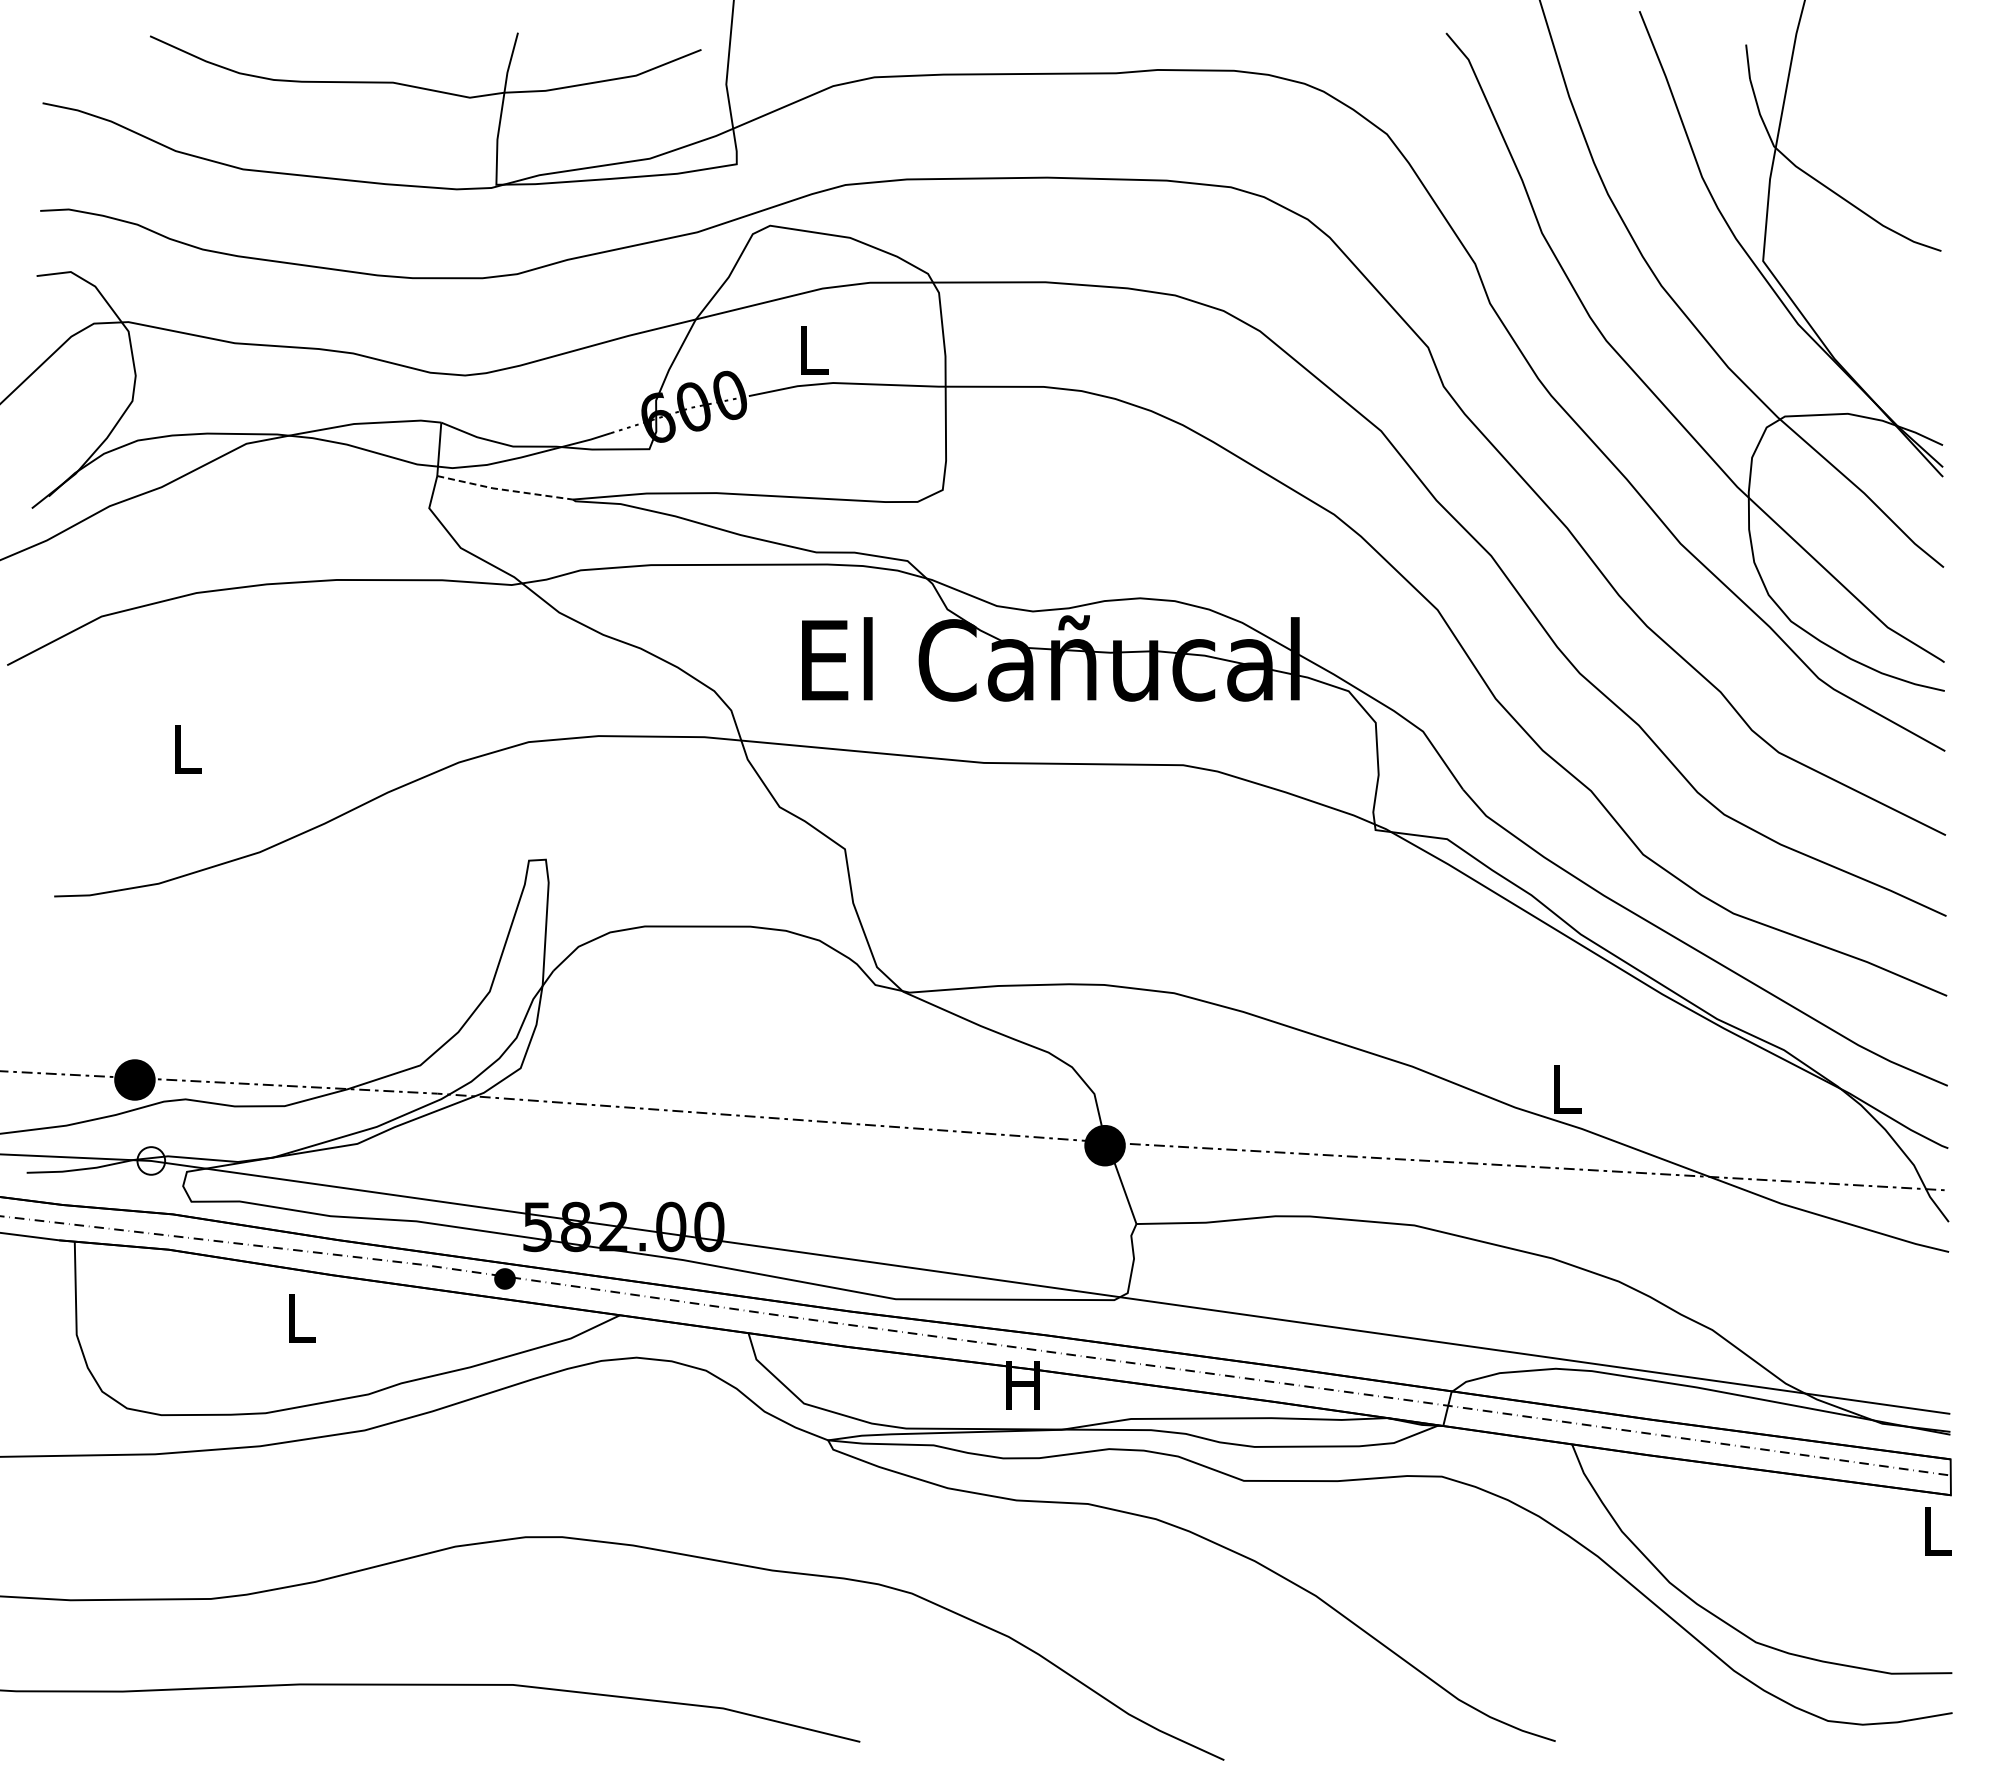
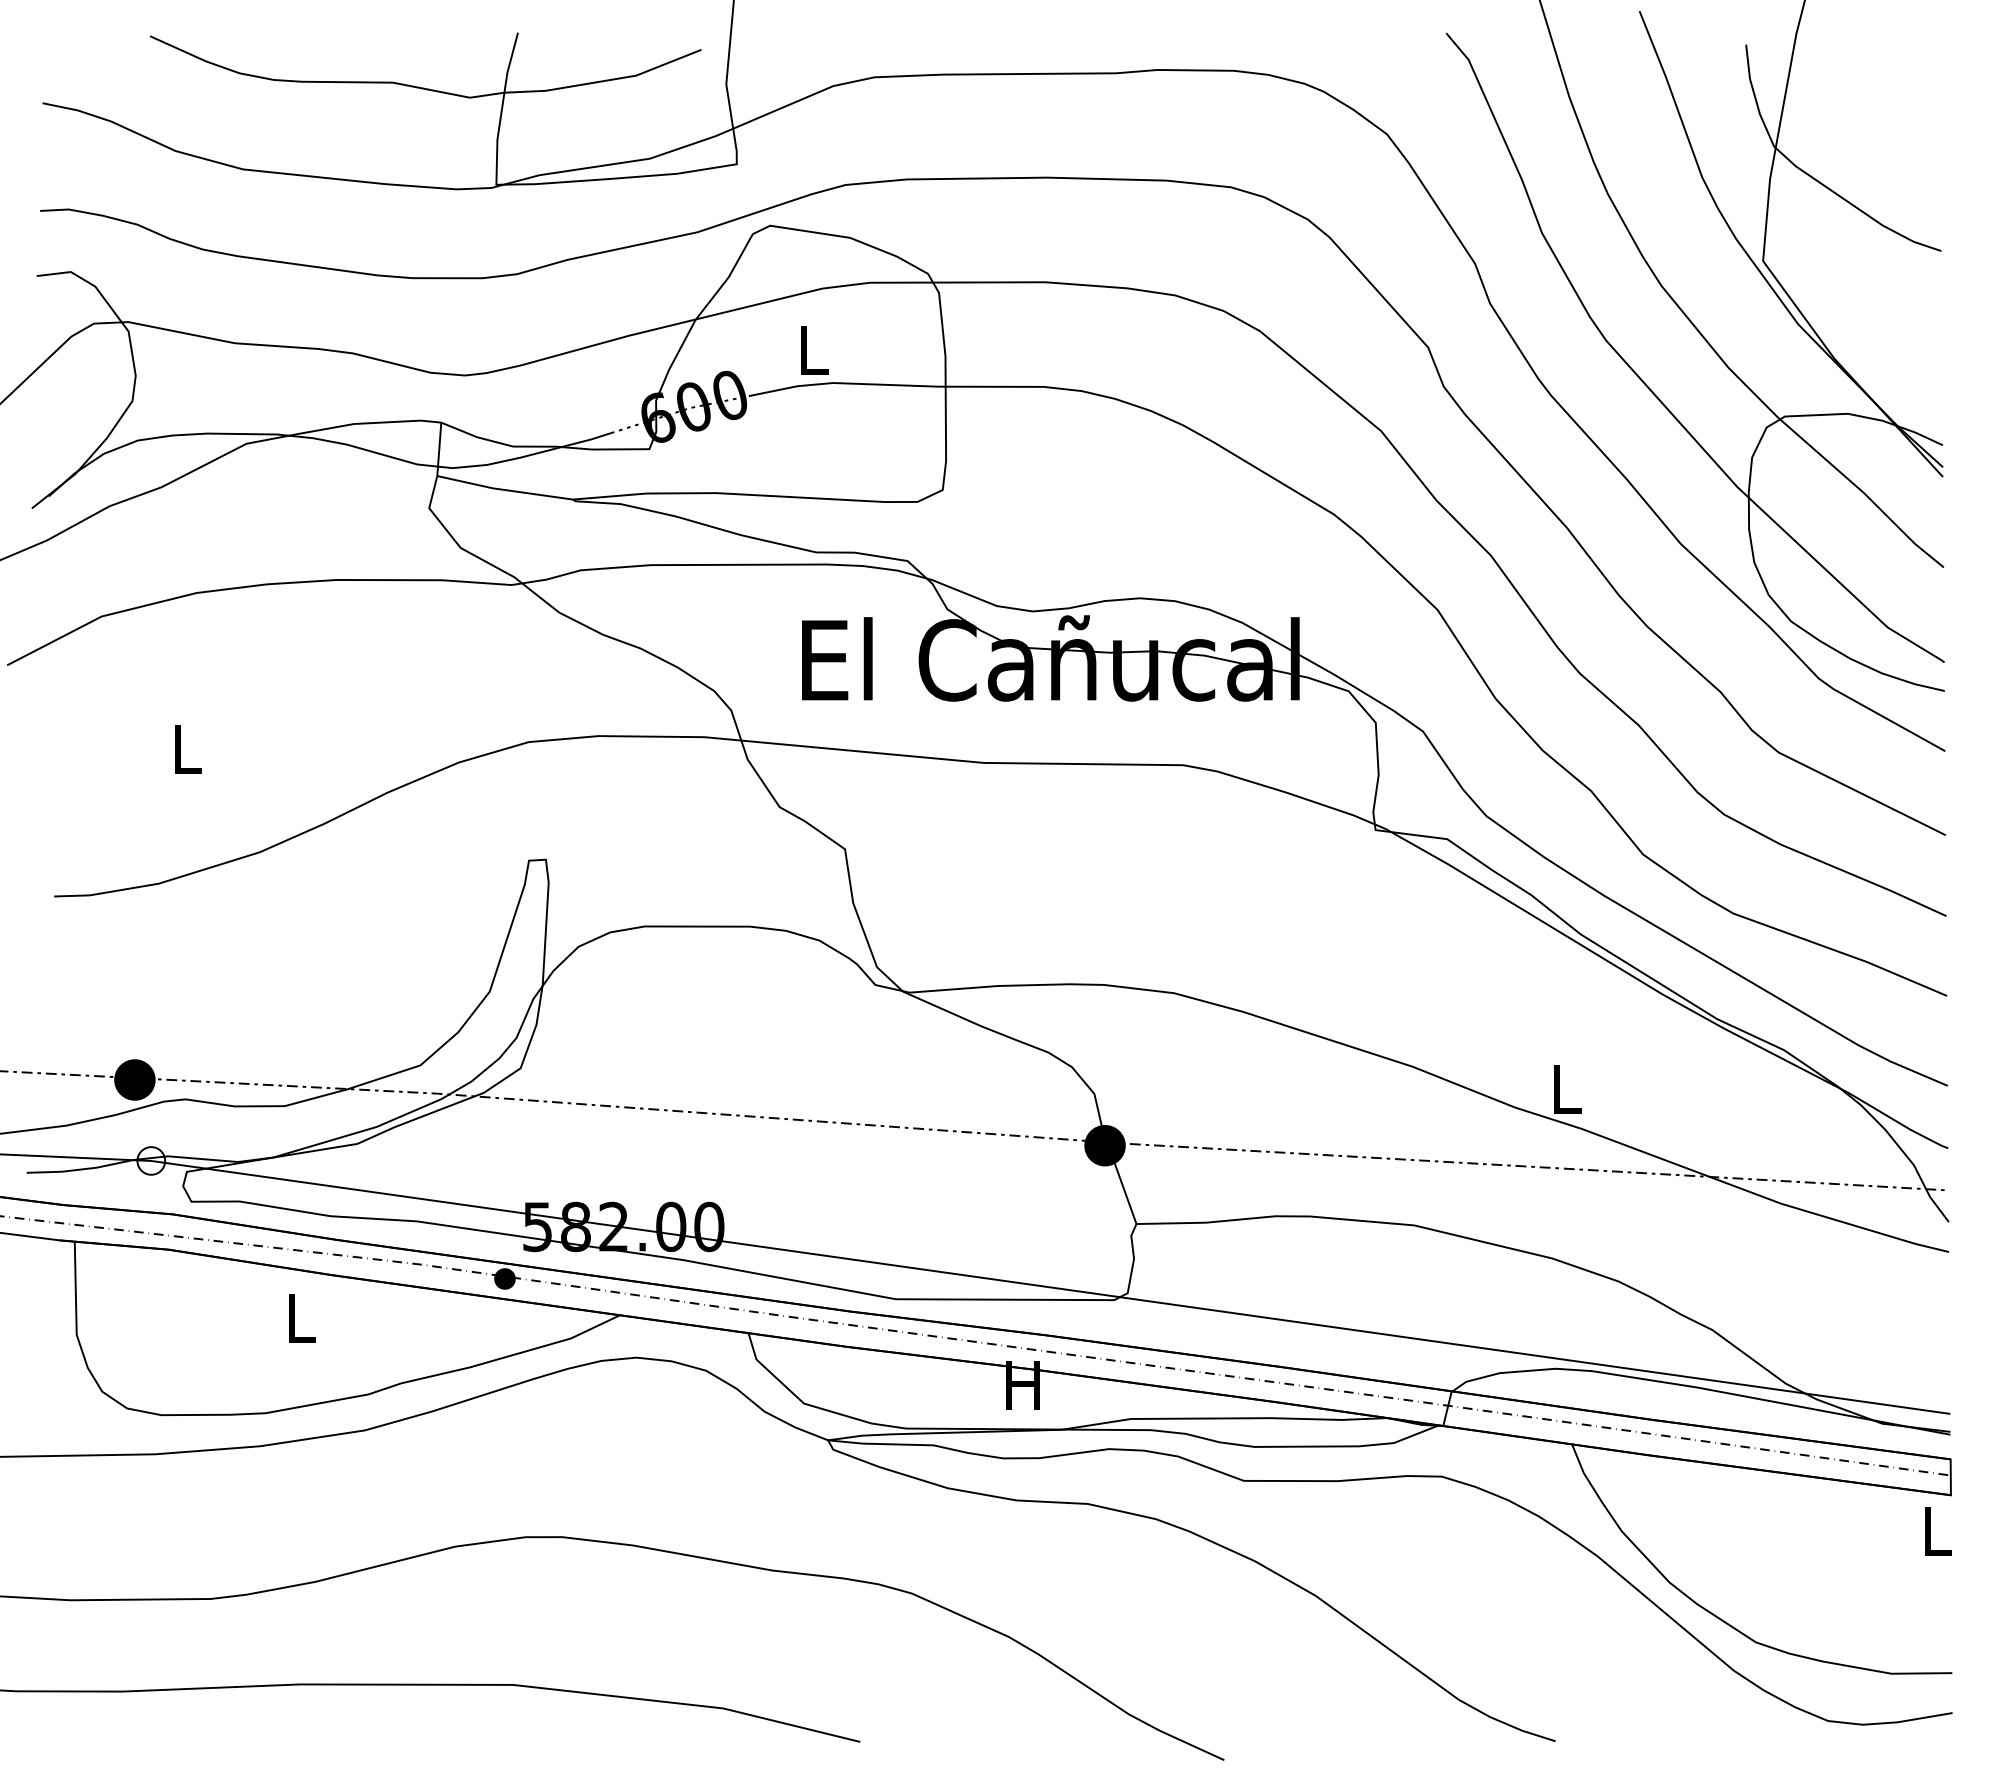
line: dashed -> solid (504, 490)
